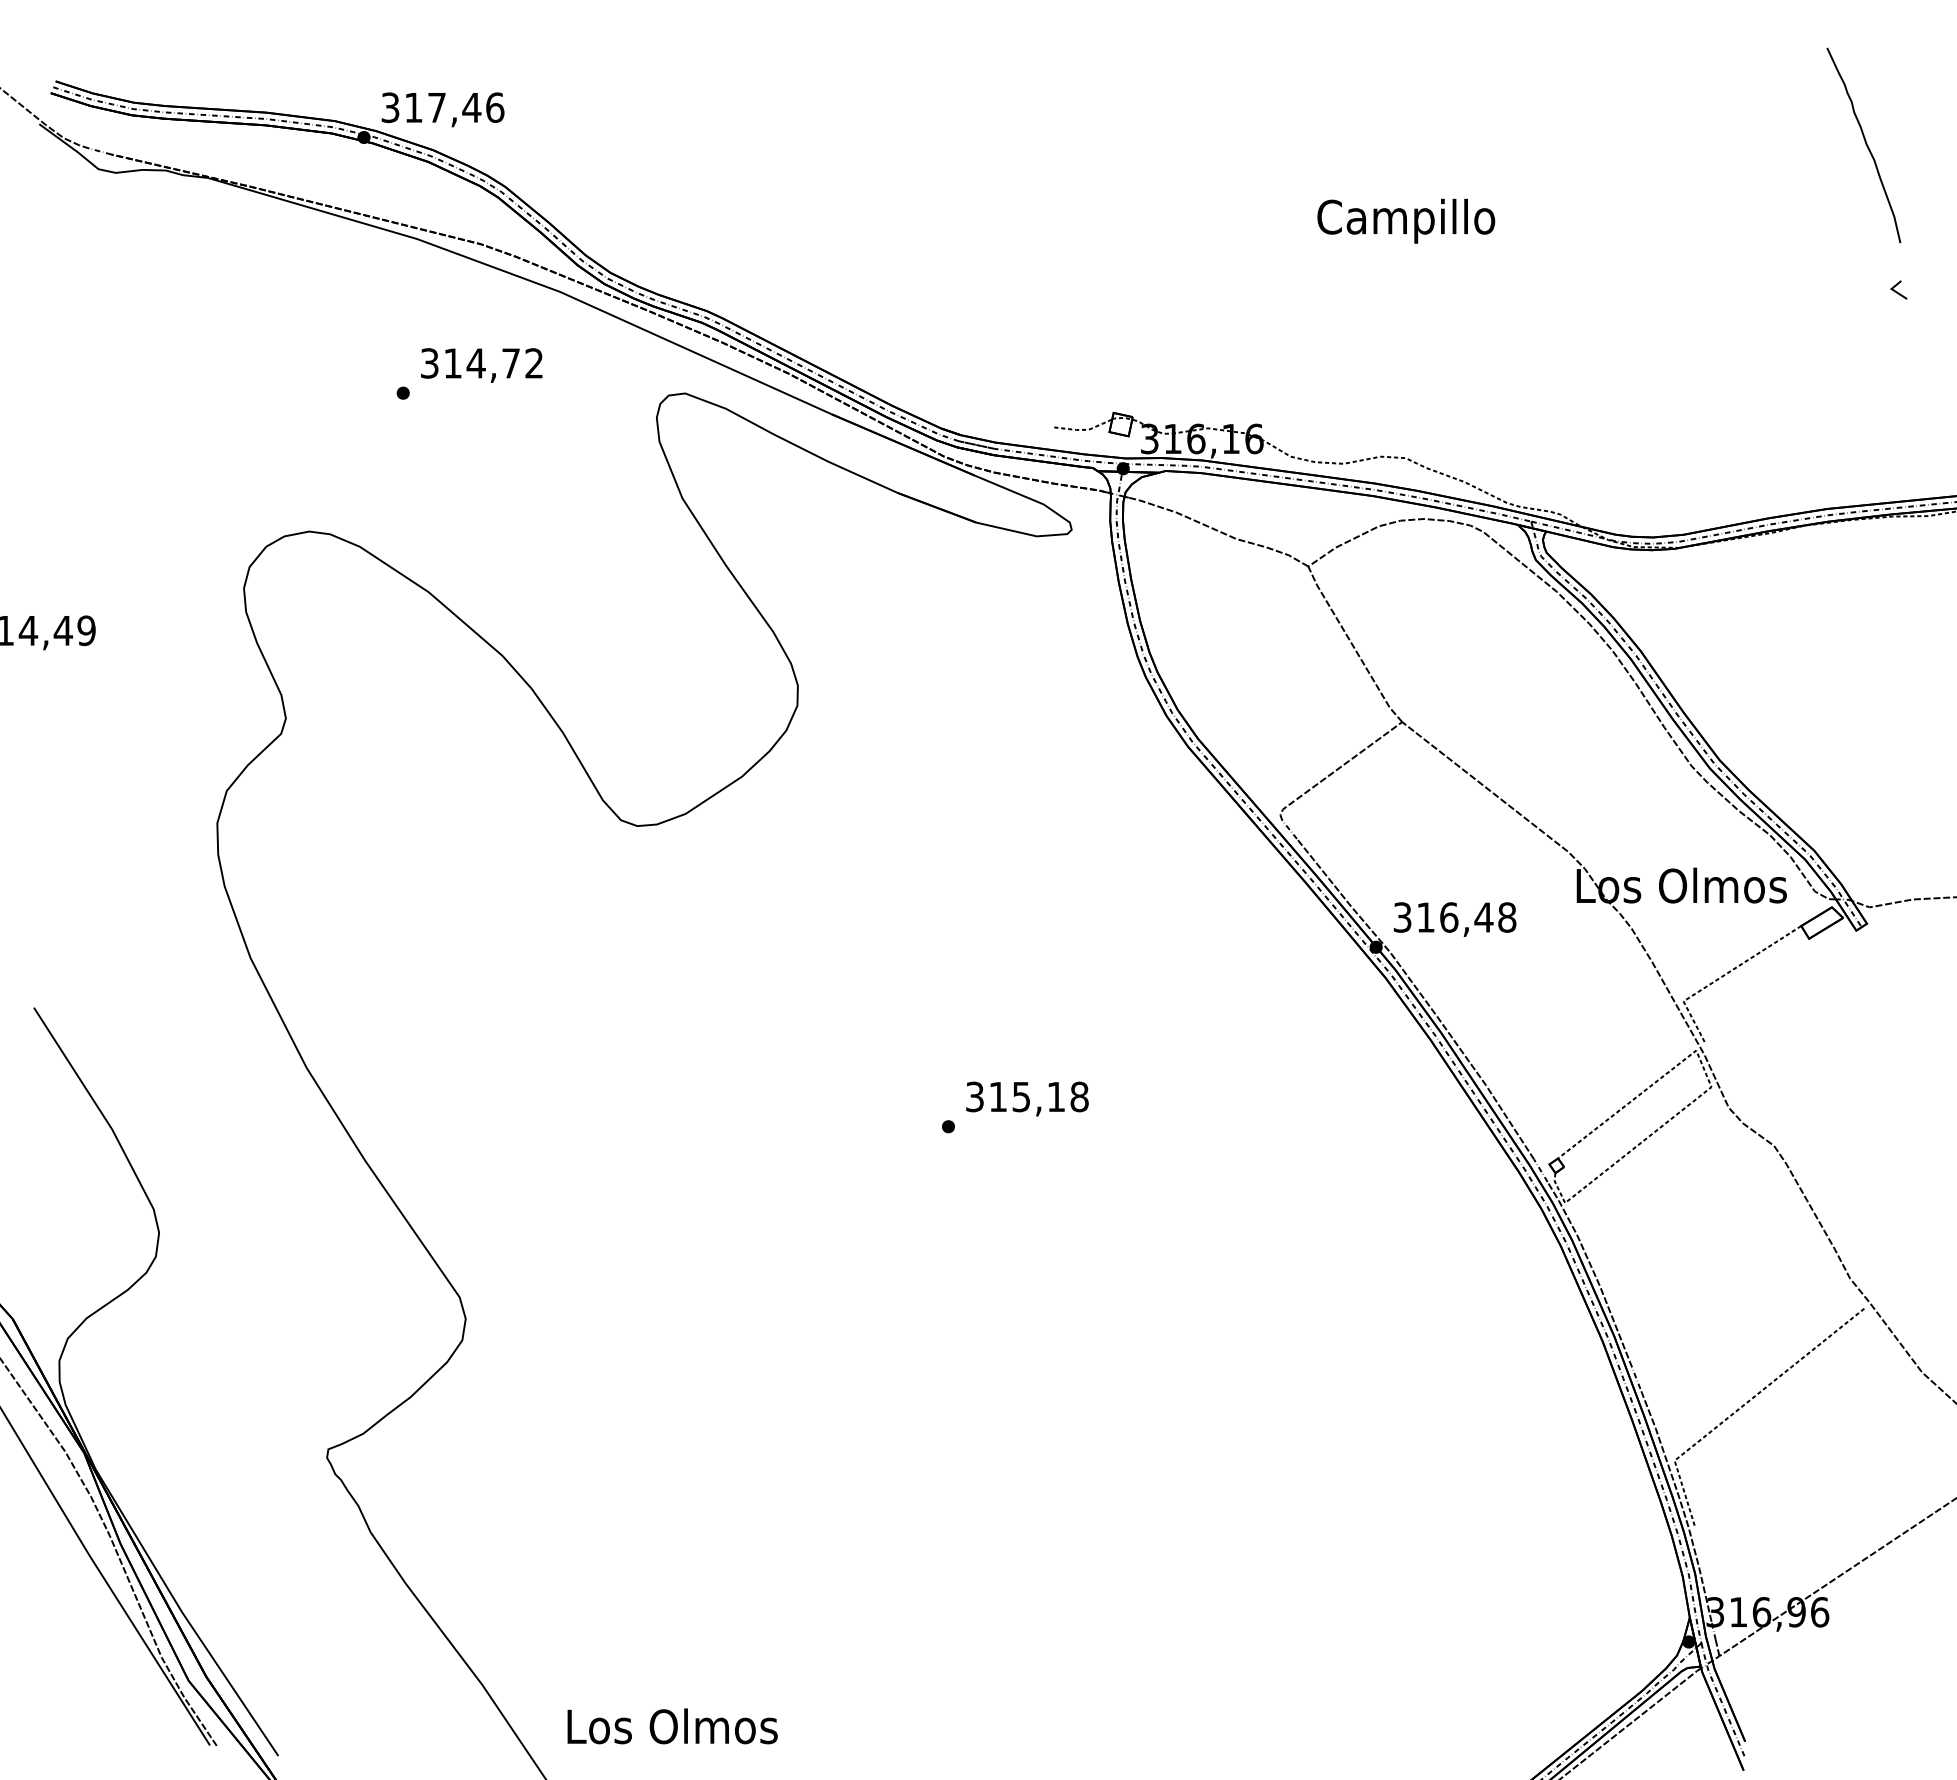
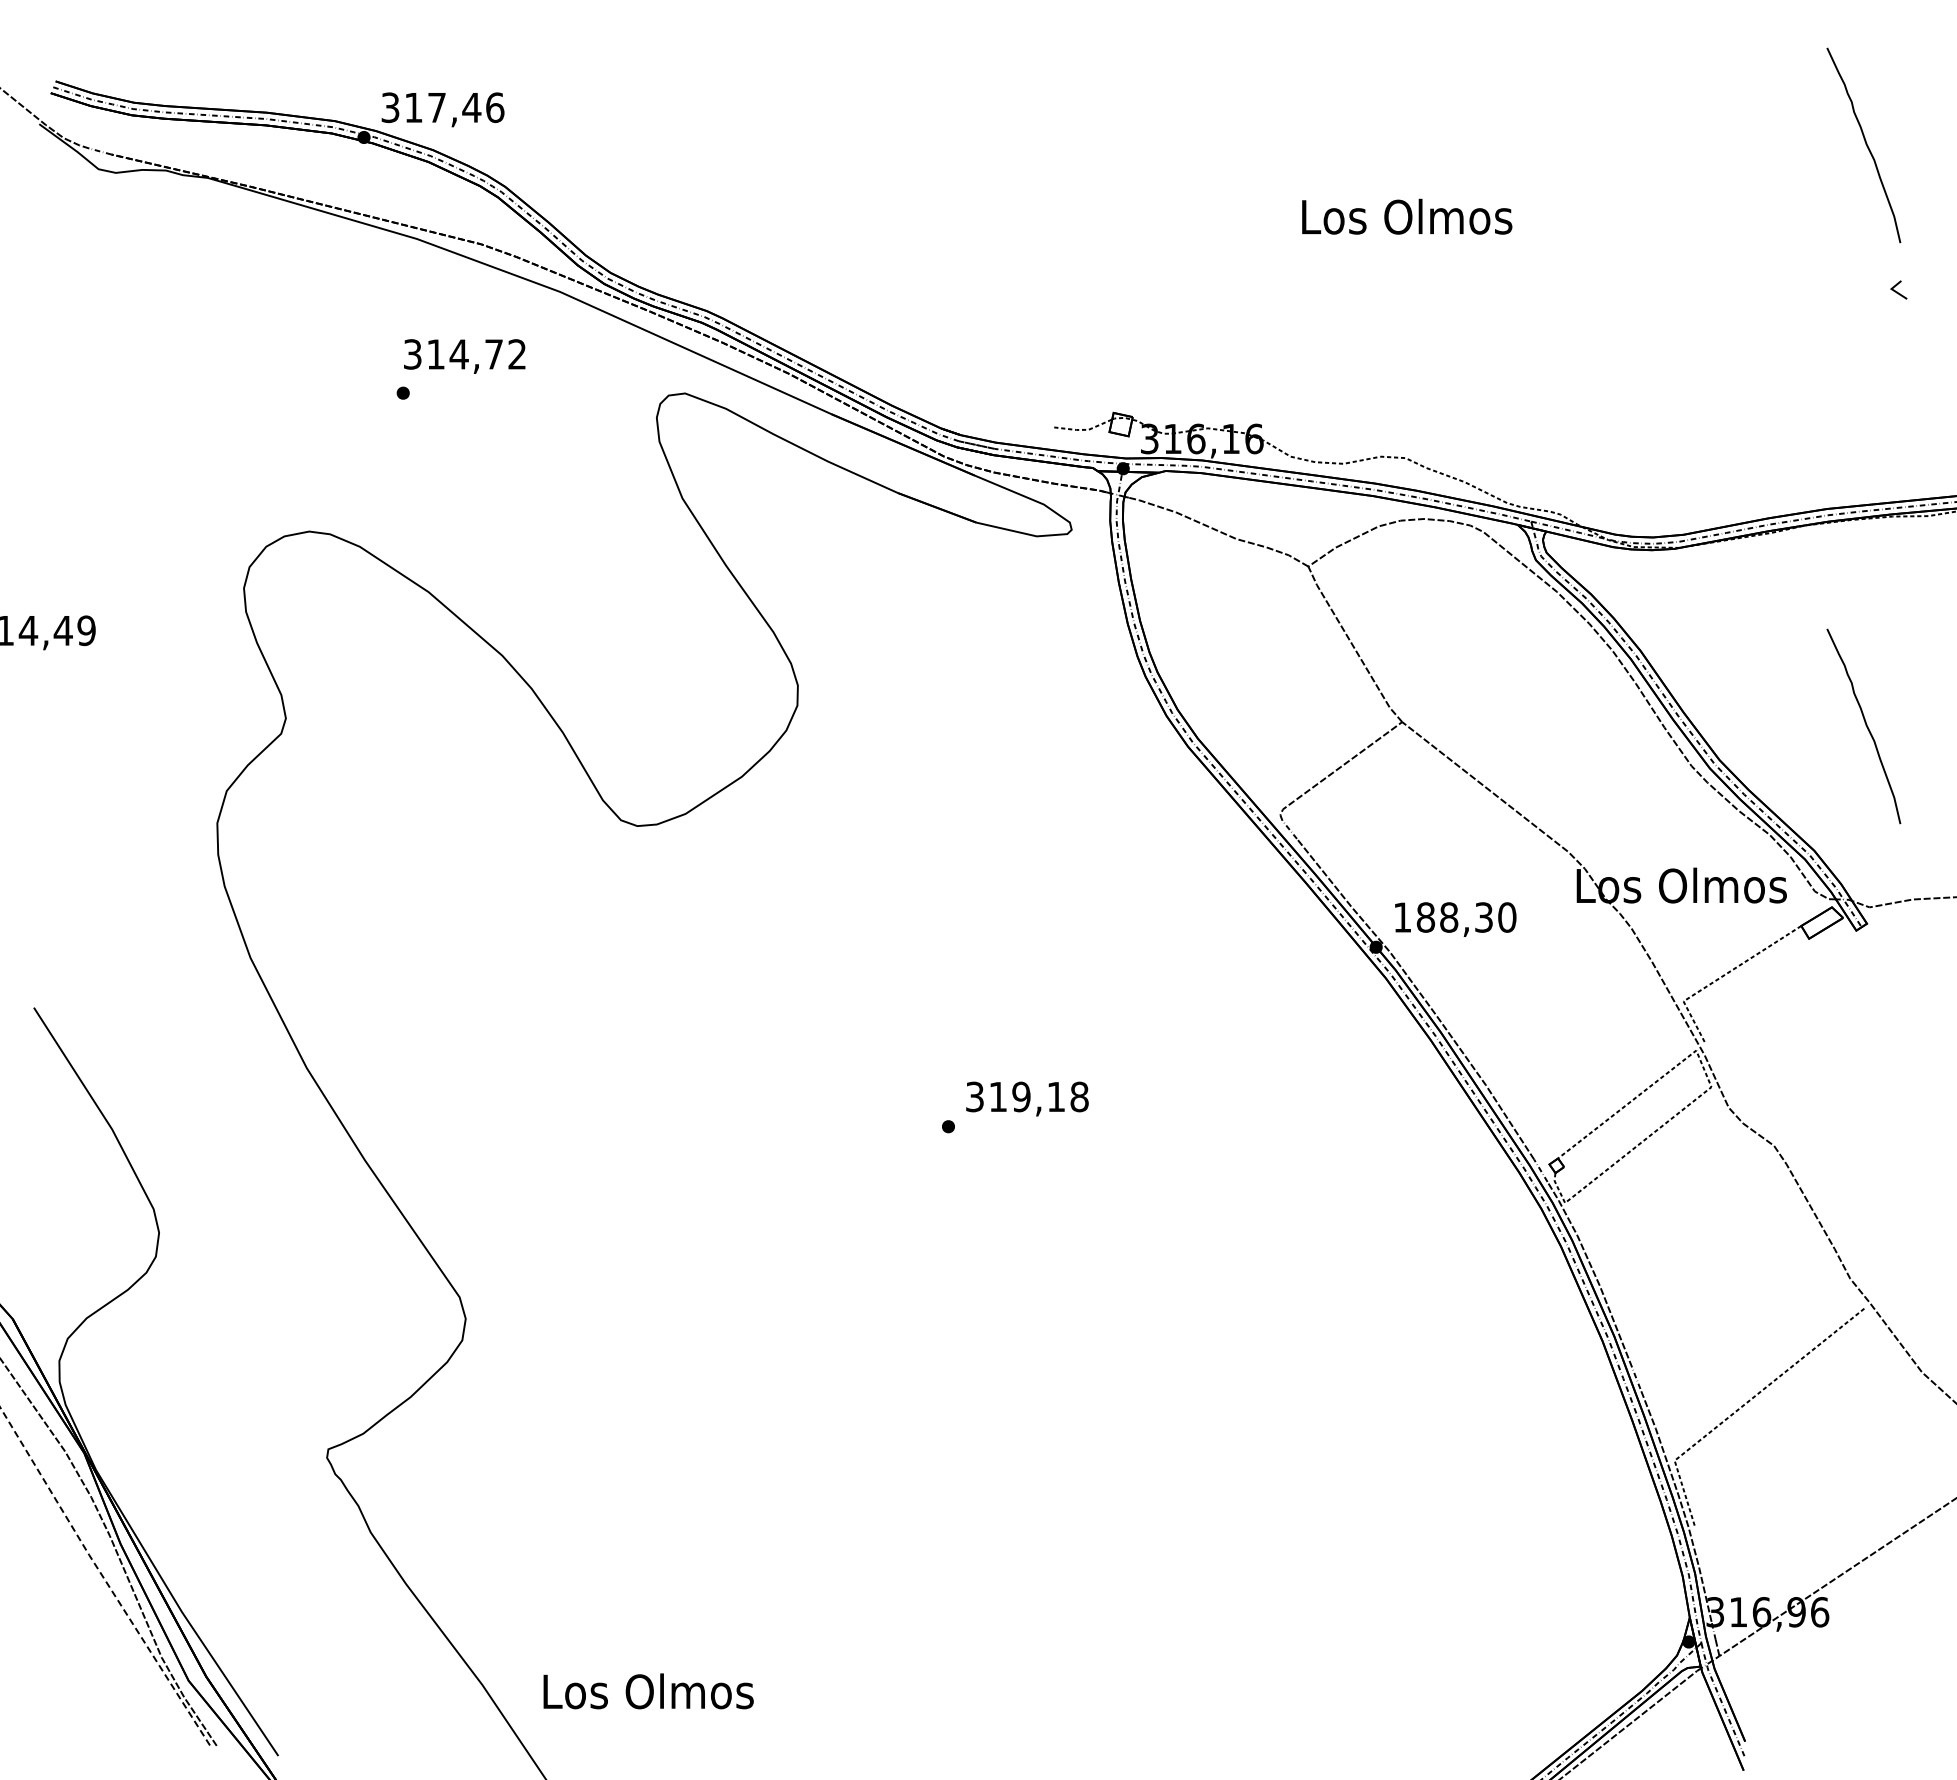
text: Campillo -> Los Olmos (1407, 220)
text position: (481, 365) -> (464, 356) (464, 356)
curve: none -> present (1865, 725)
text: 316,48 -> 188,30 (1454, 917)
text: 315,18 -> 319,18 (1021, 1096)
line: solid -> dashed (103, 1576)
text position: (672, 1726) -> (648, 1691) (648, 1691)
